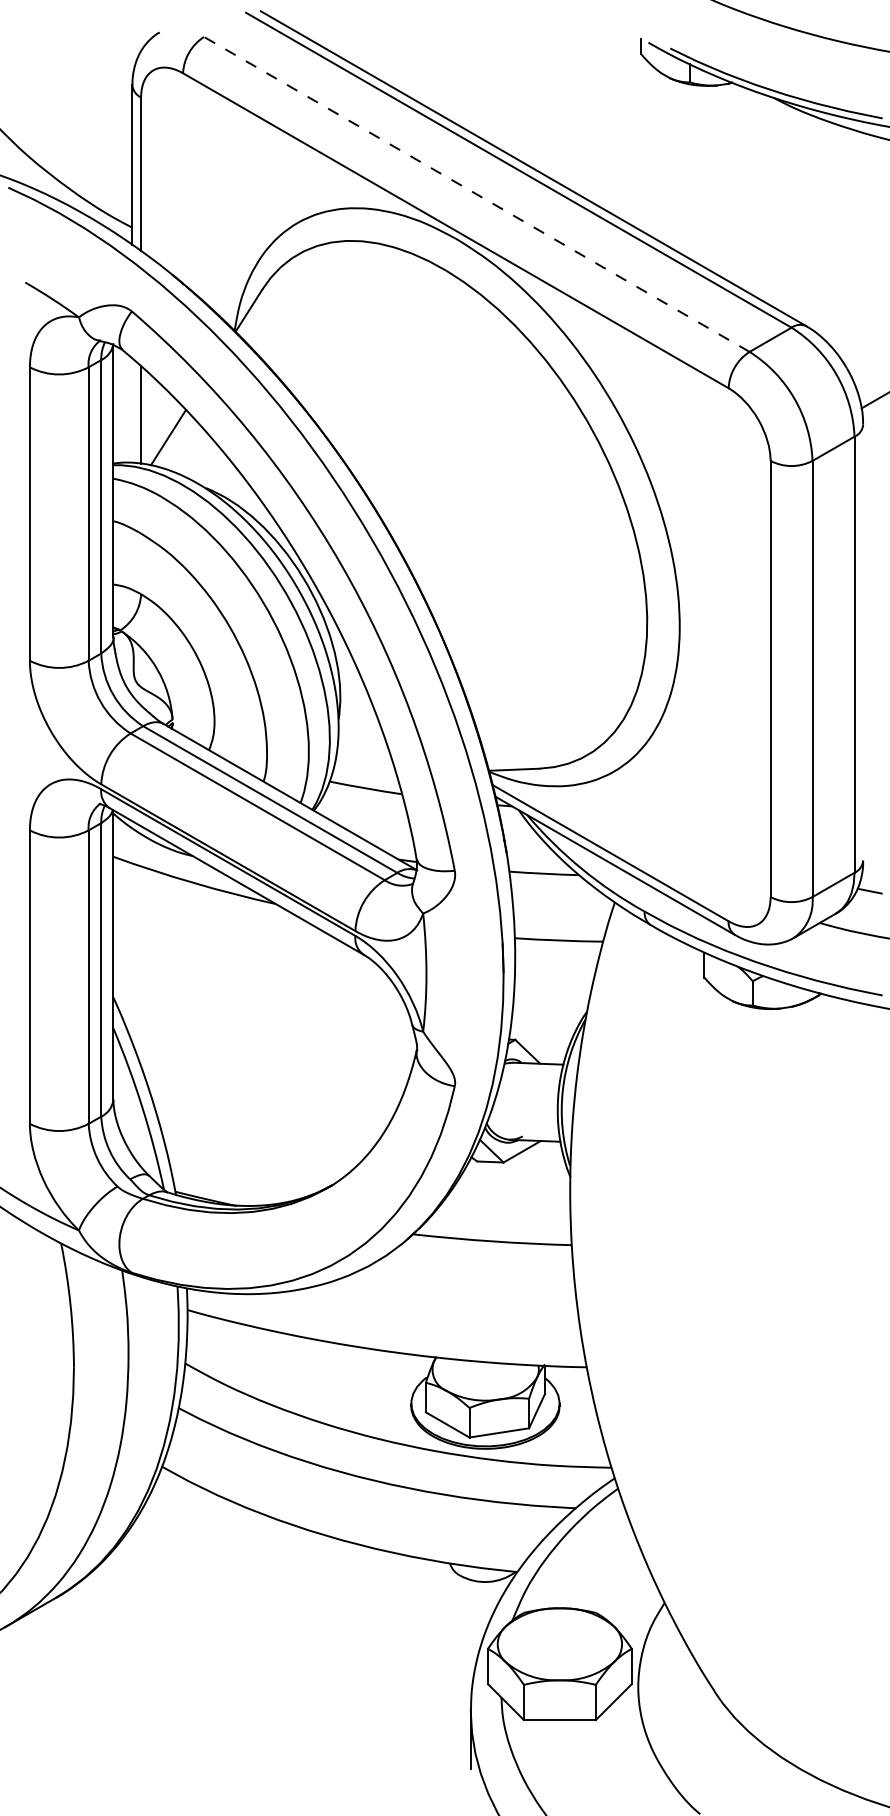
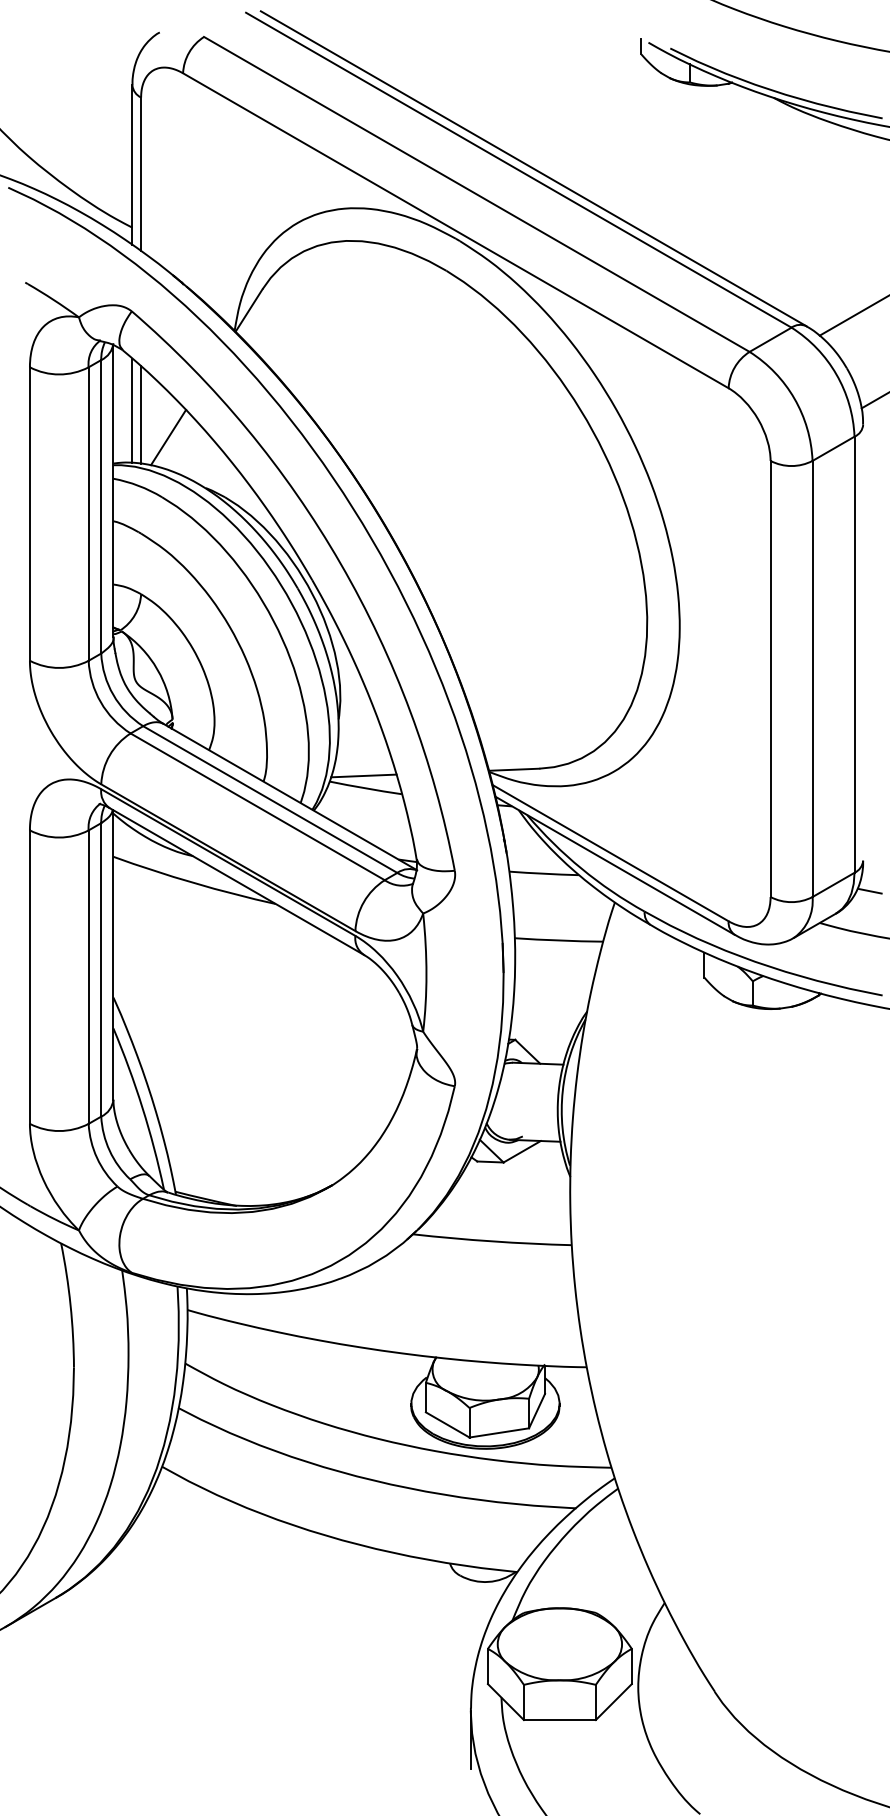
line: dashed -> solid (476, 194)
line: none -> present (852, 316)
line: none -> present (132, 410)
line: none -> present (363, 775)
